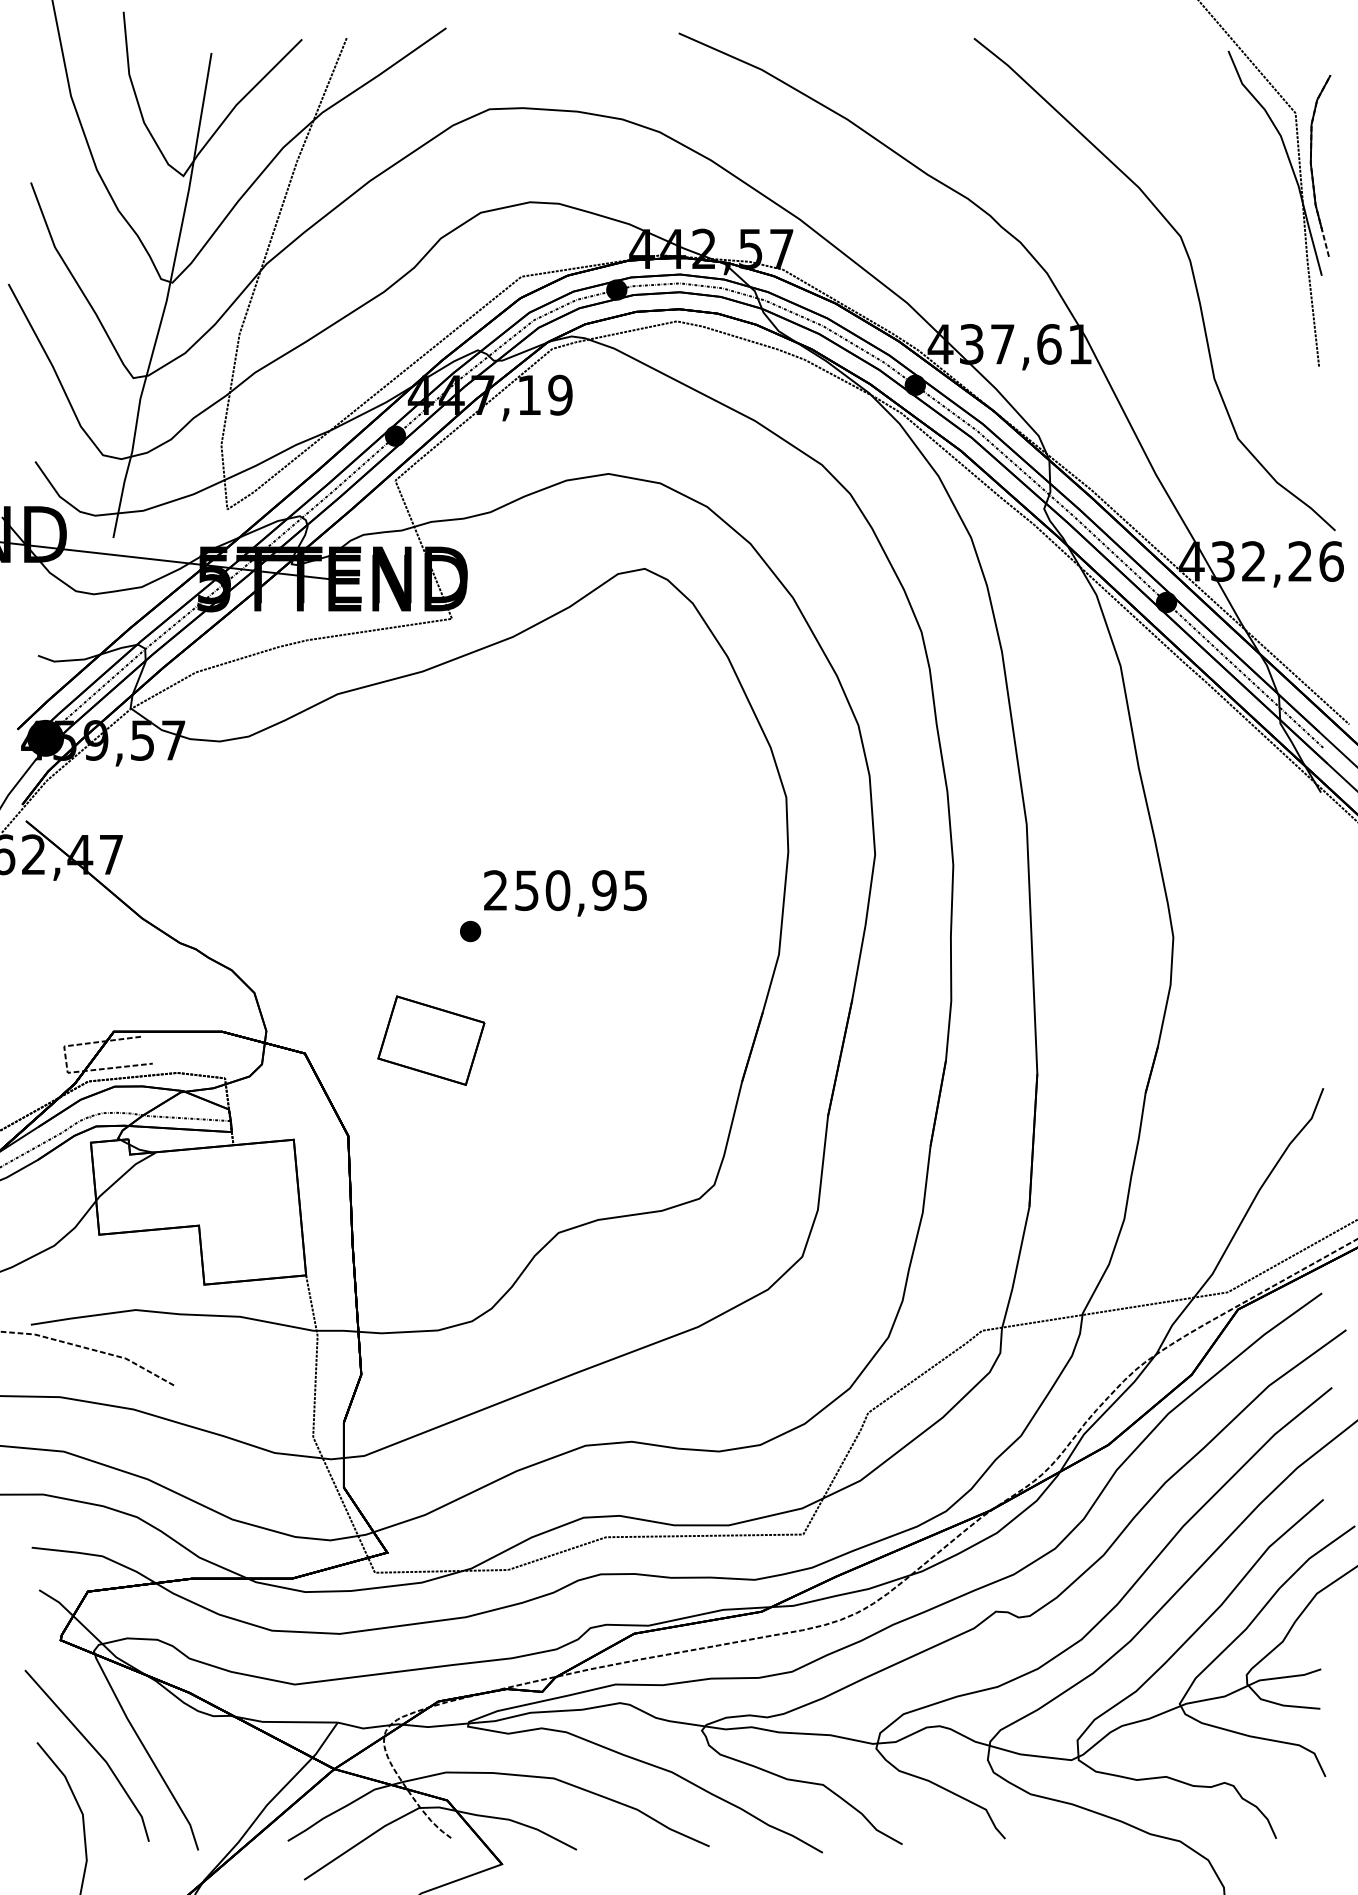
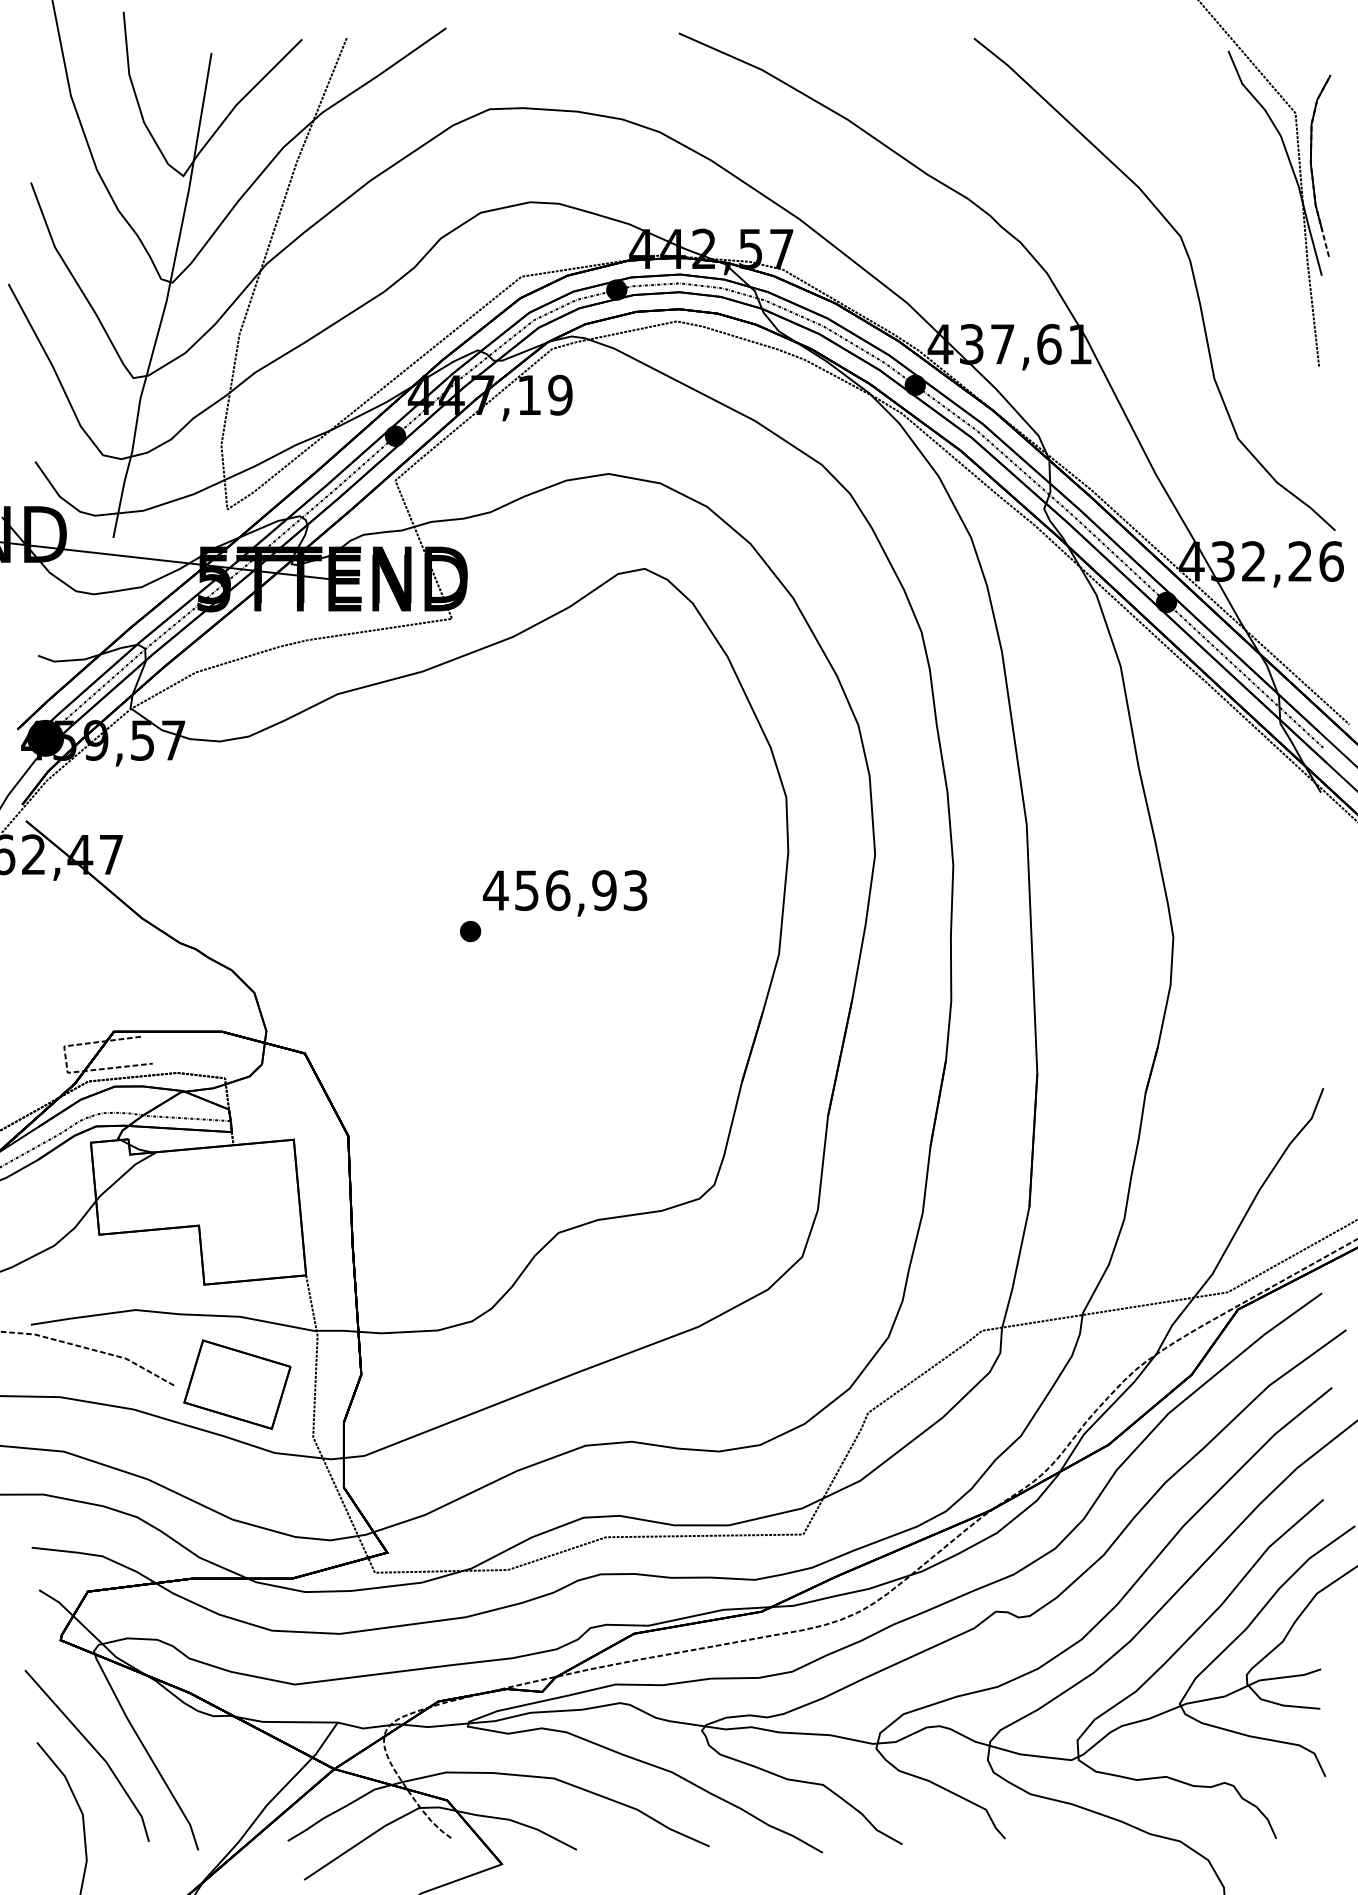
text: 250,95 -> 456,93 (565, 890)
part position: (431, 1040) -> (237, 1384) (237, 1384)
